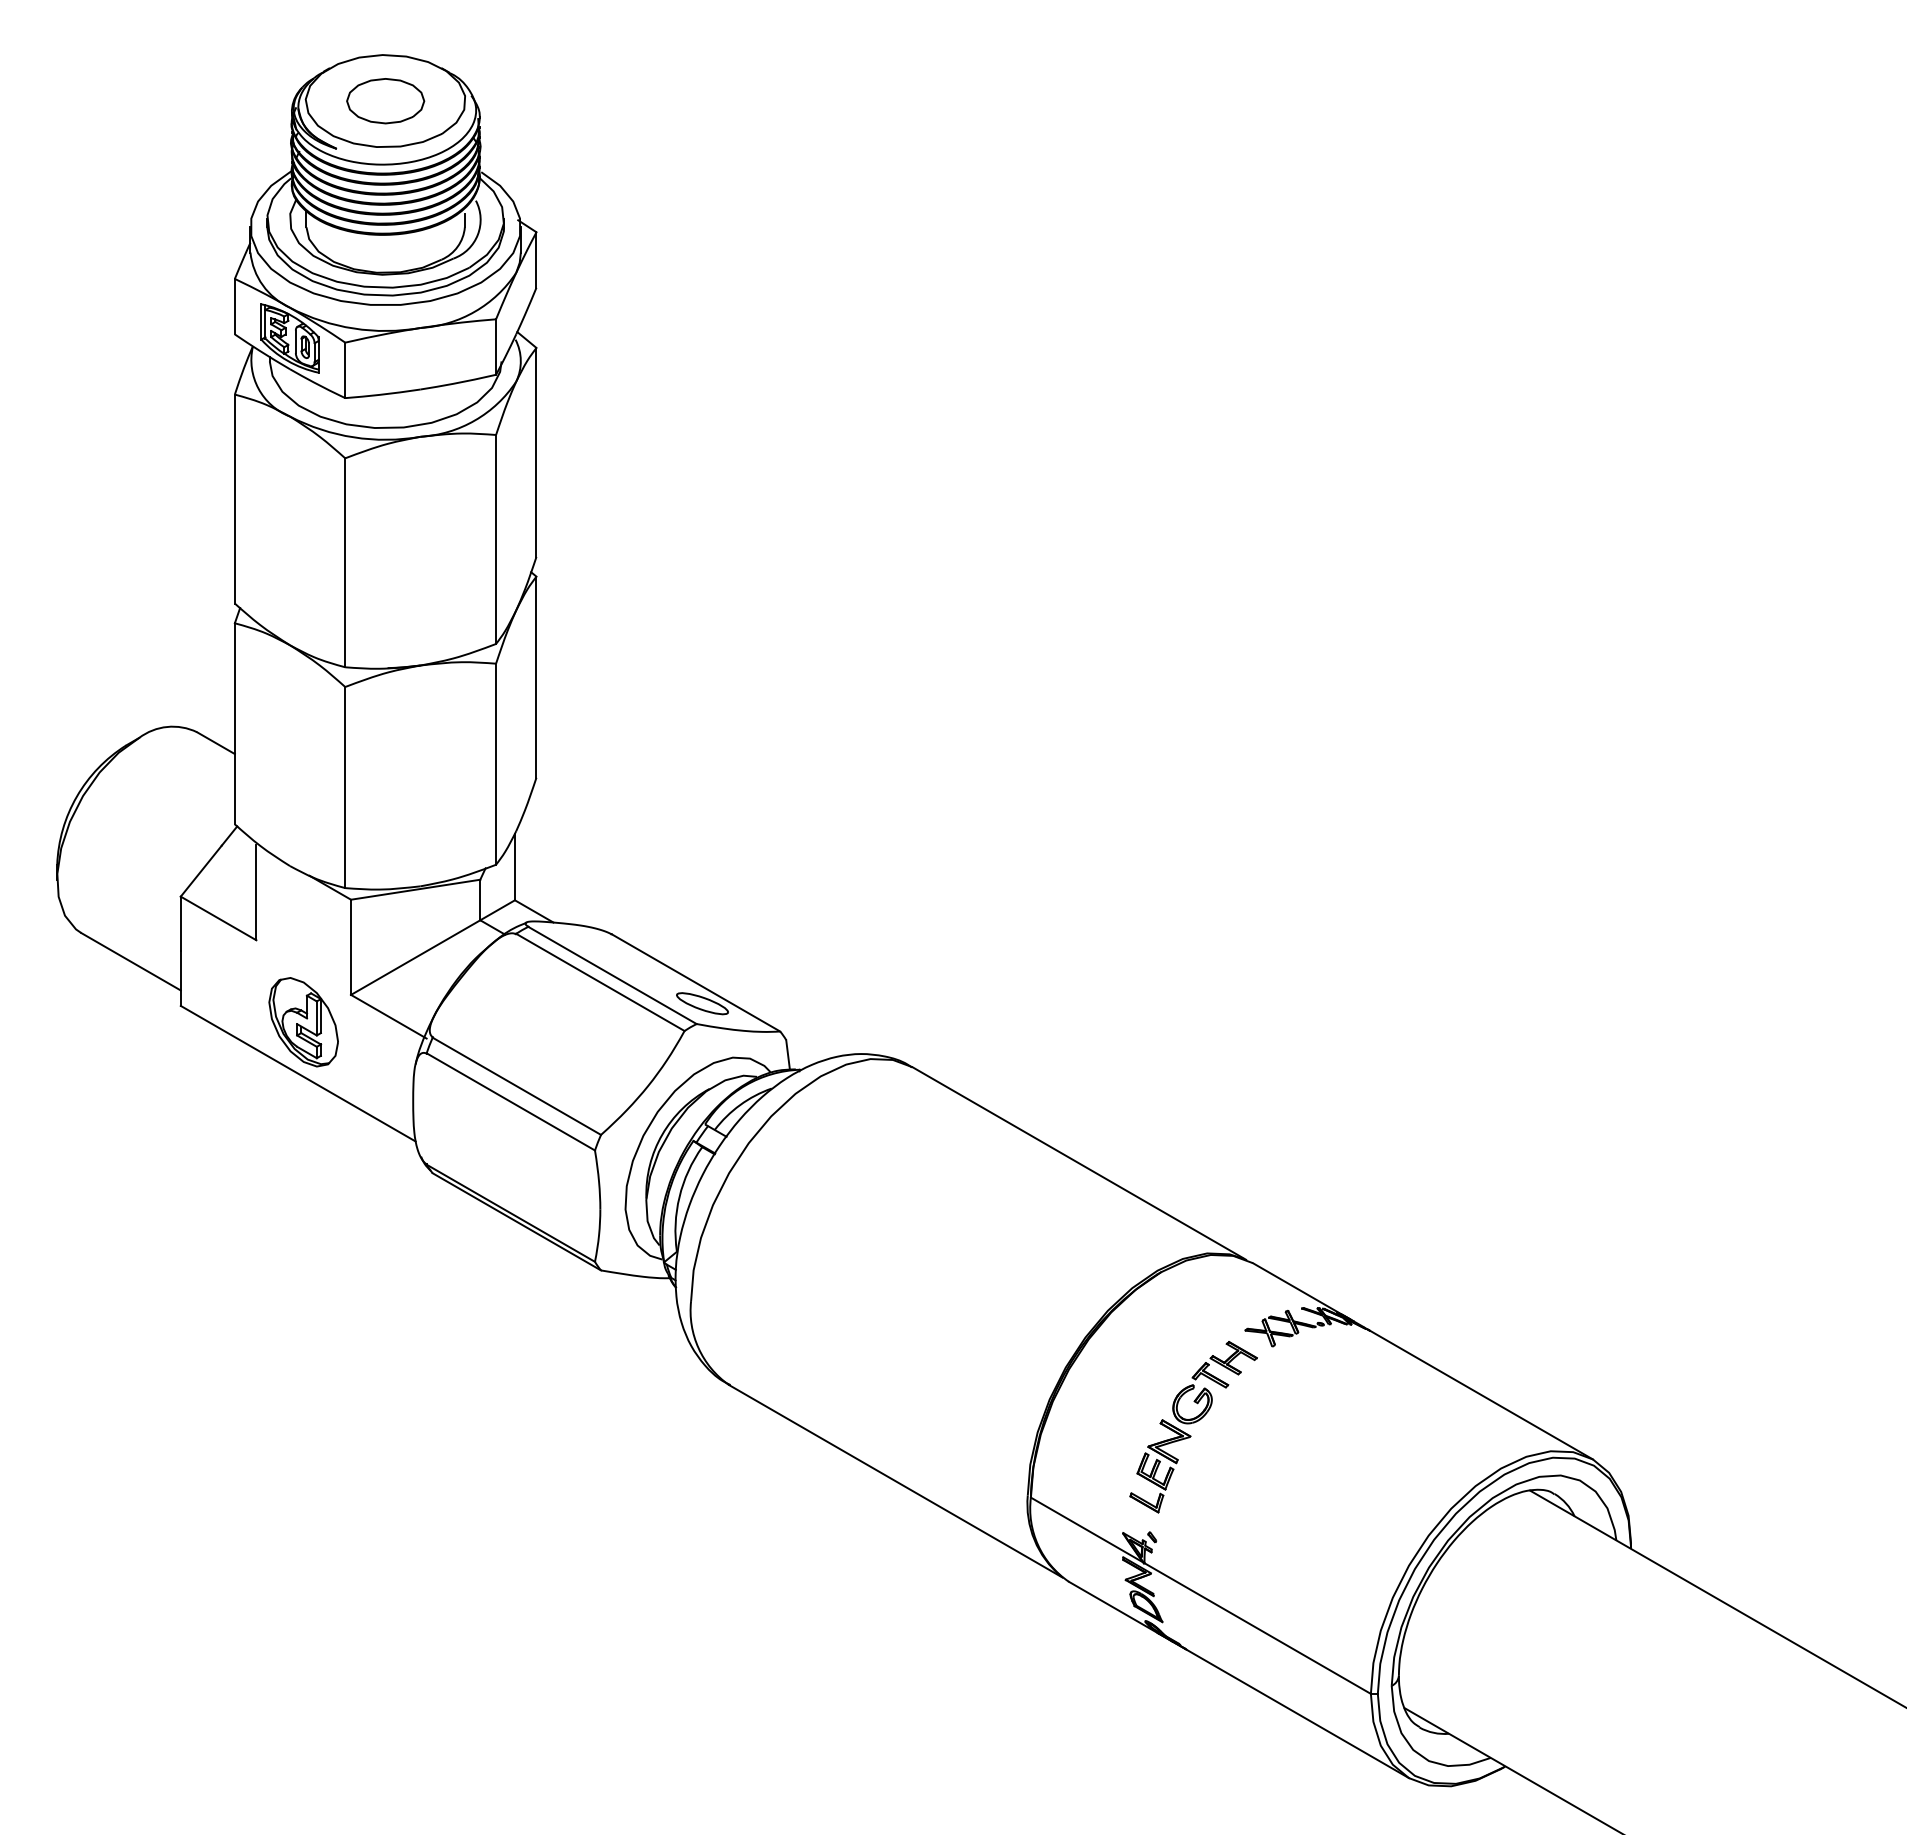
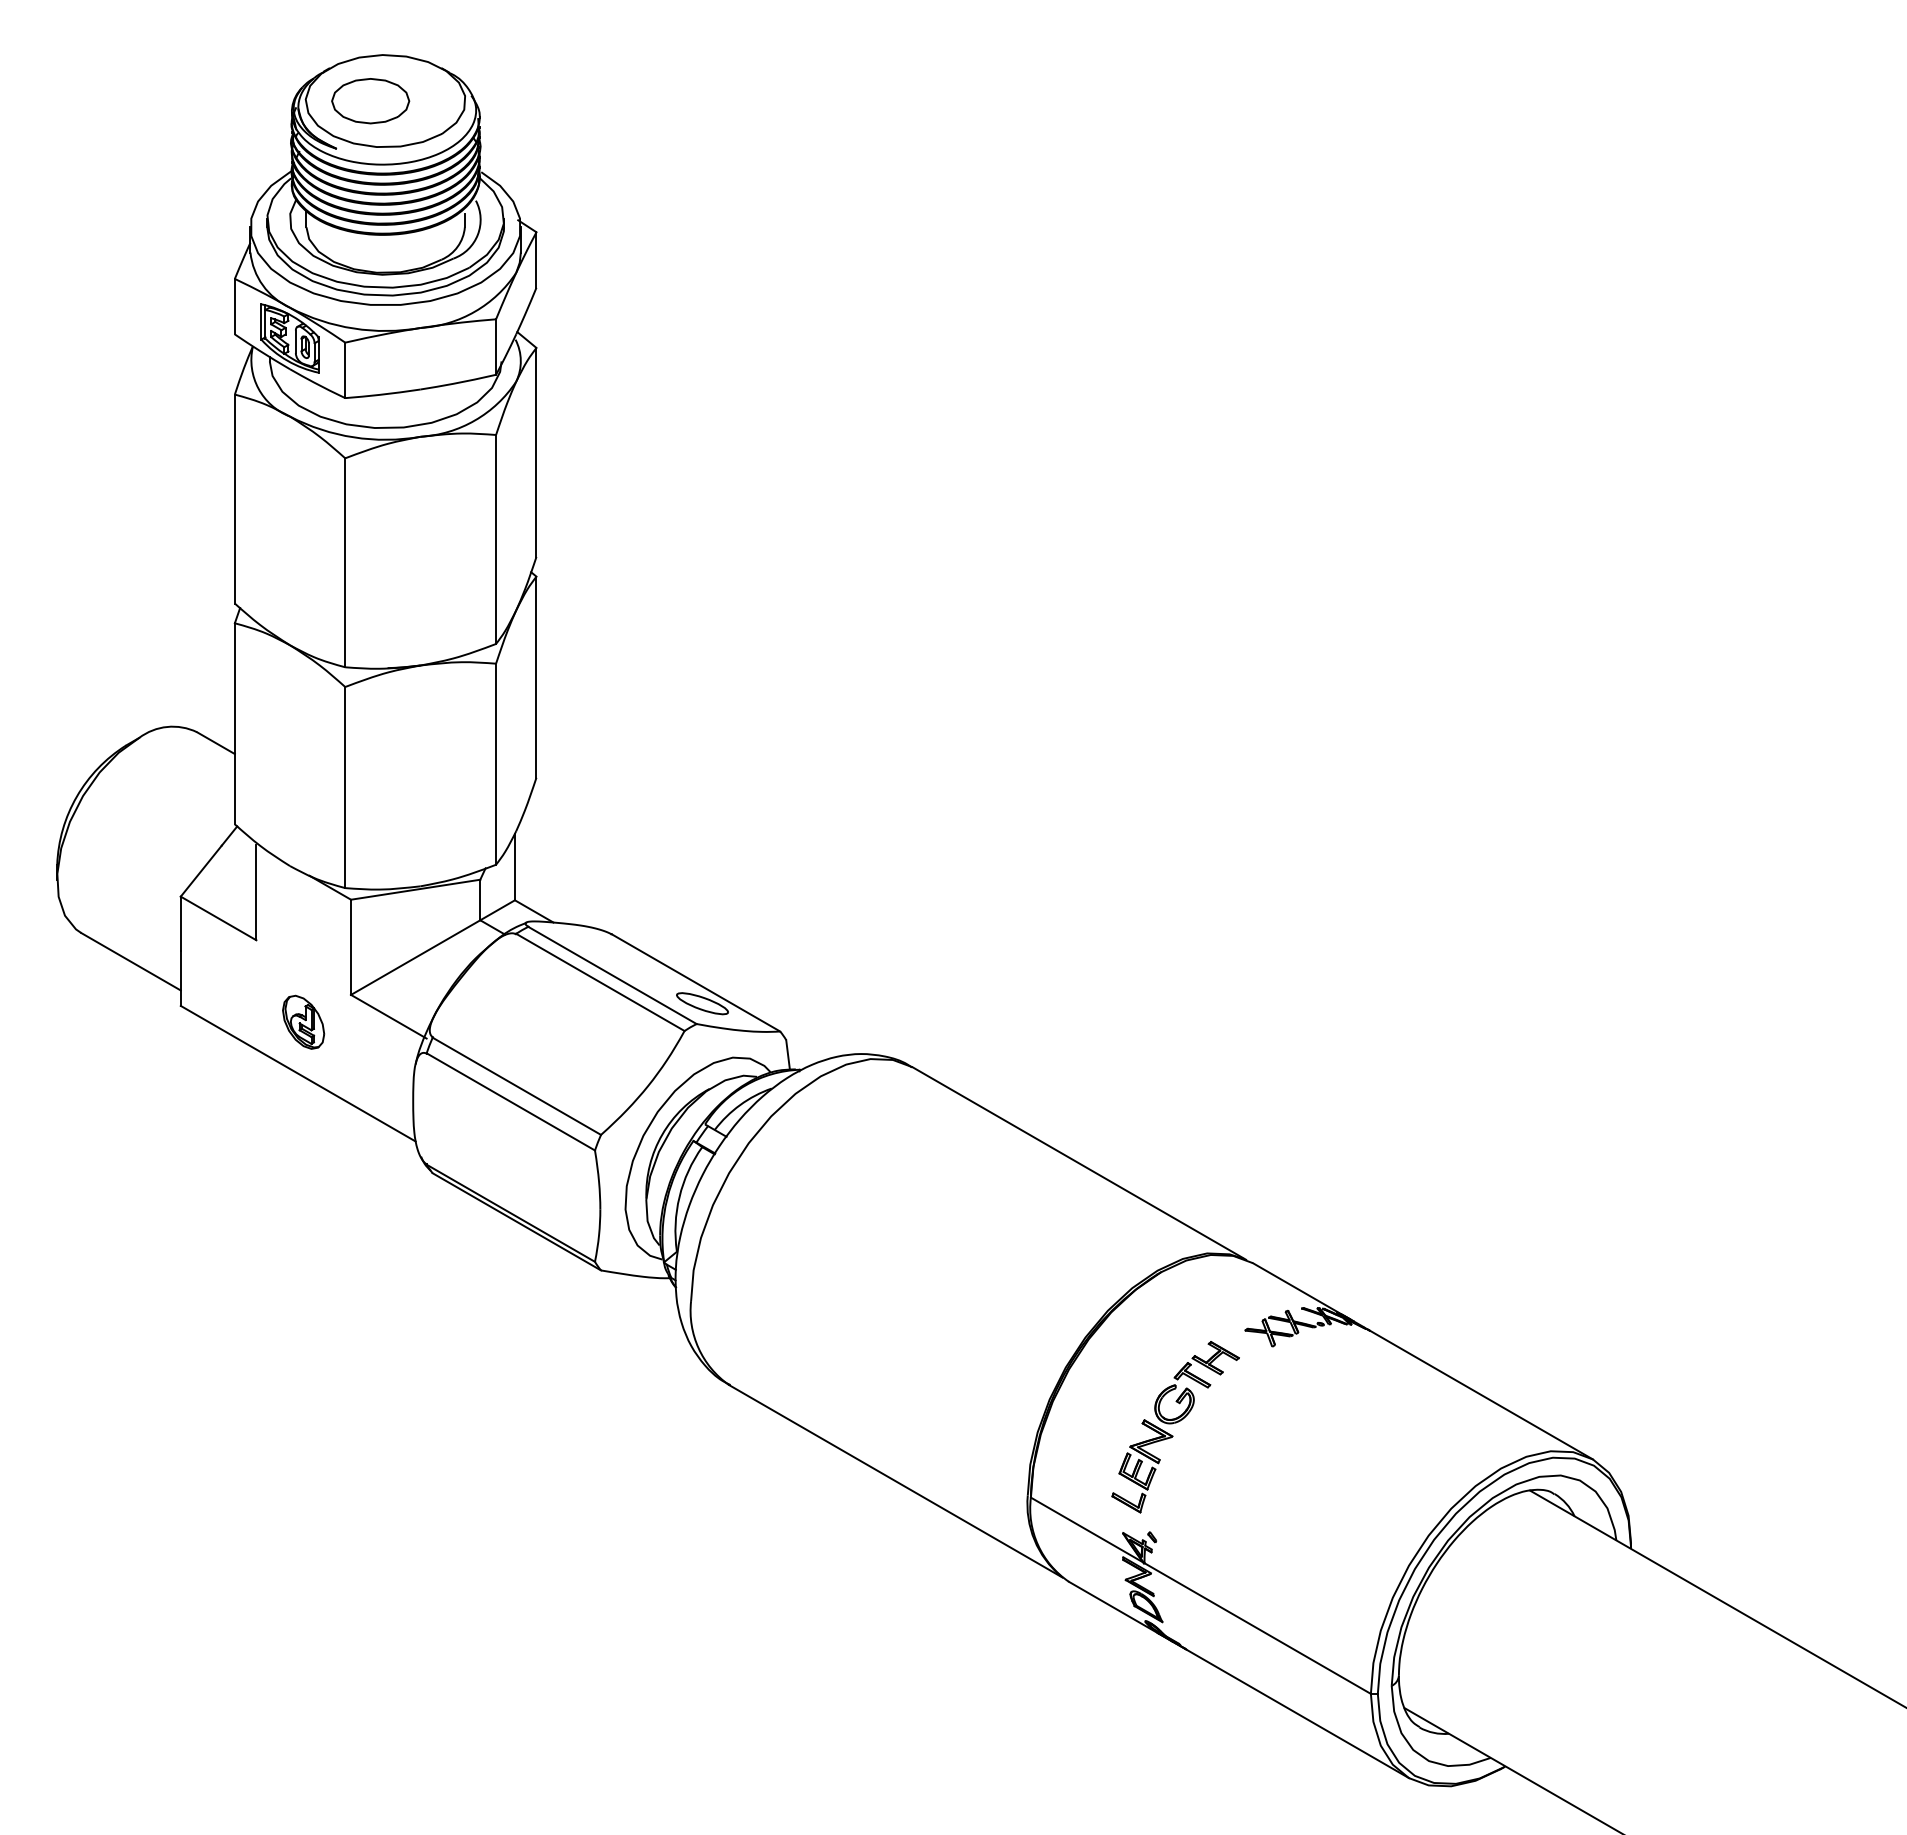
part position: (385, 101) -> (370, 101) (370, 101)
part size: 71x91 px -> 44x56 px (303, 1021)
part position: (1193, 1427) -> (1175, 1427) (1175, 1427)
